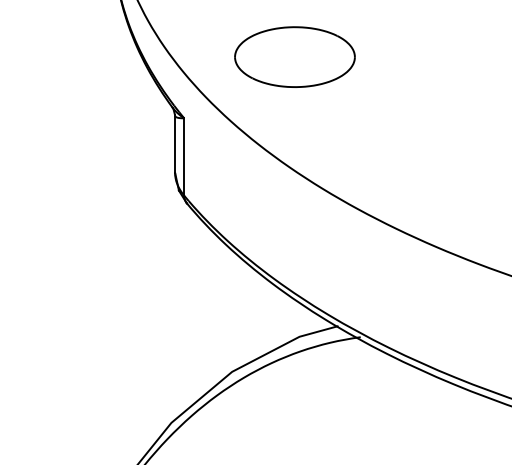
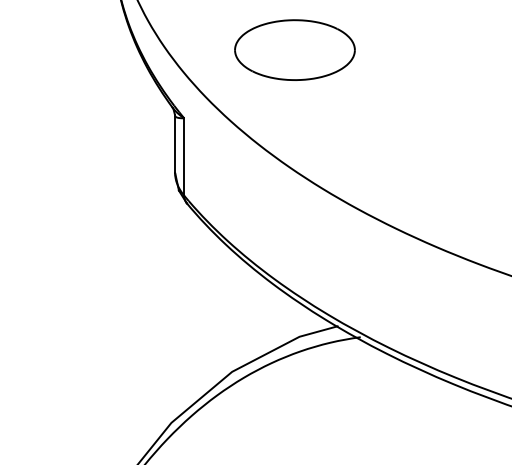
part position: (294, 56) -> (294, 49) (294, 49)
